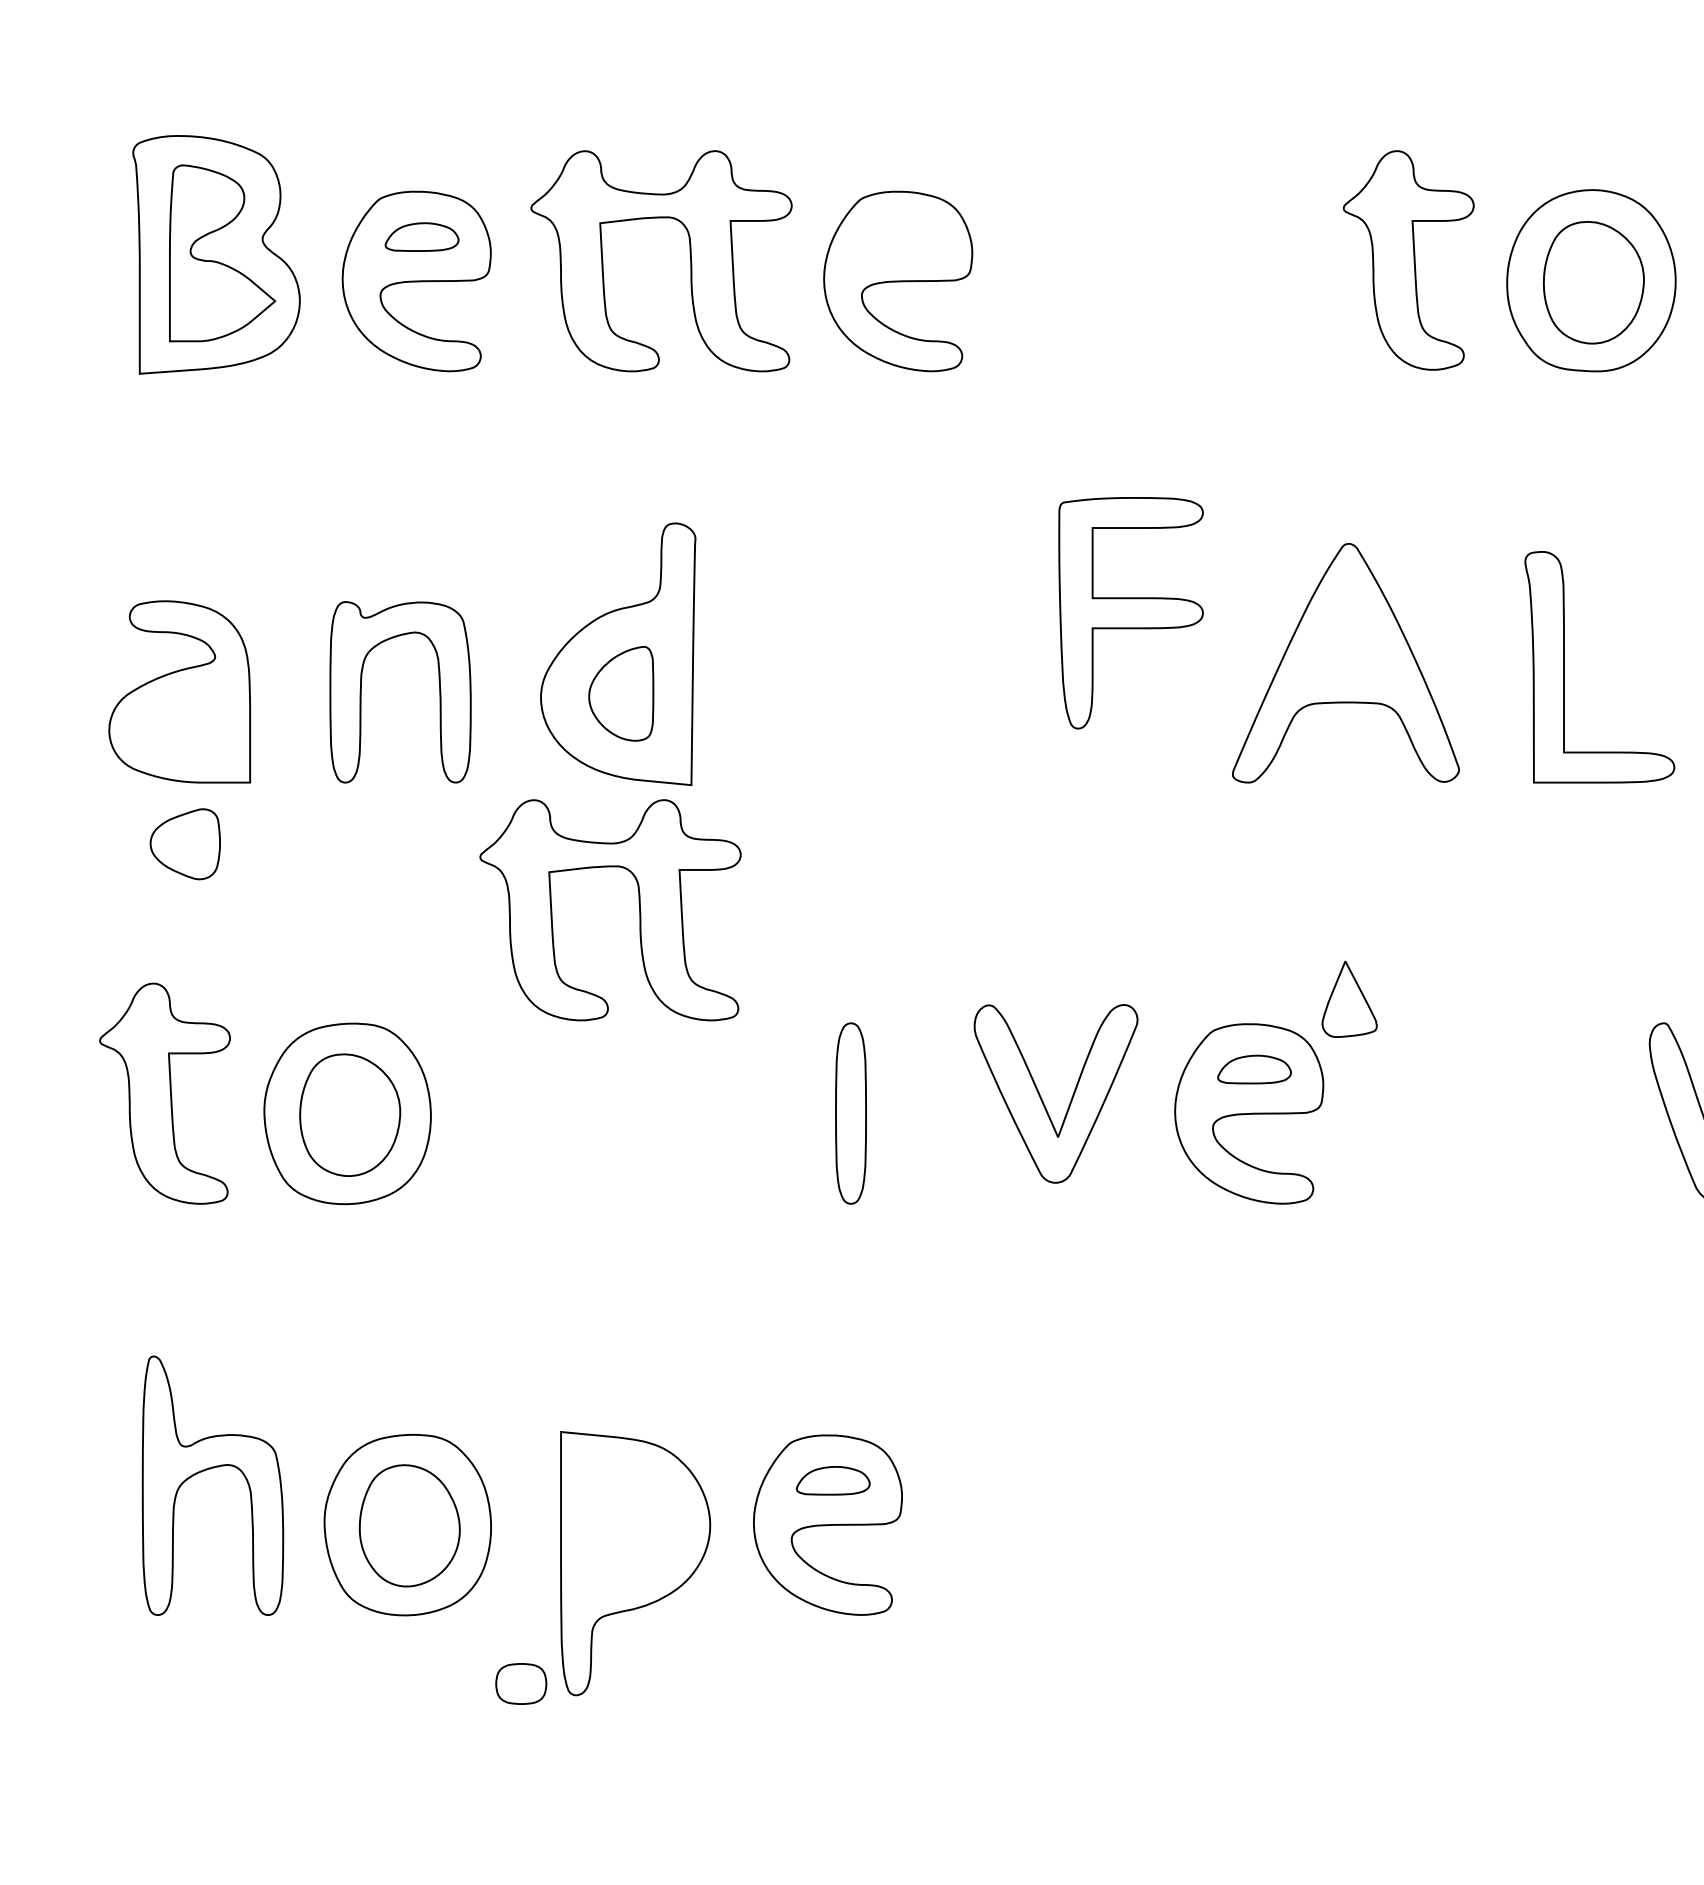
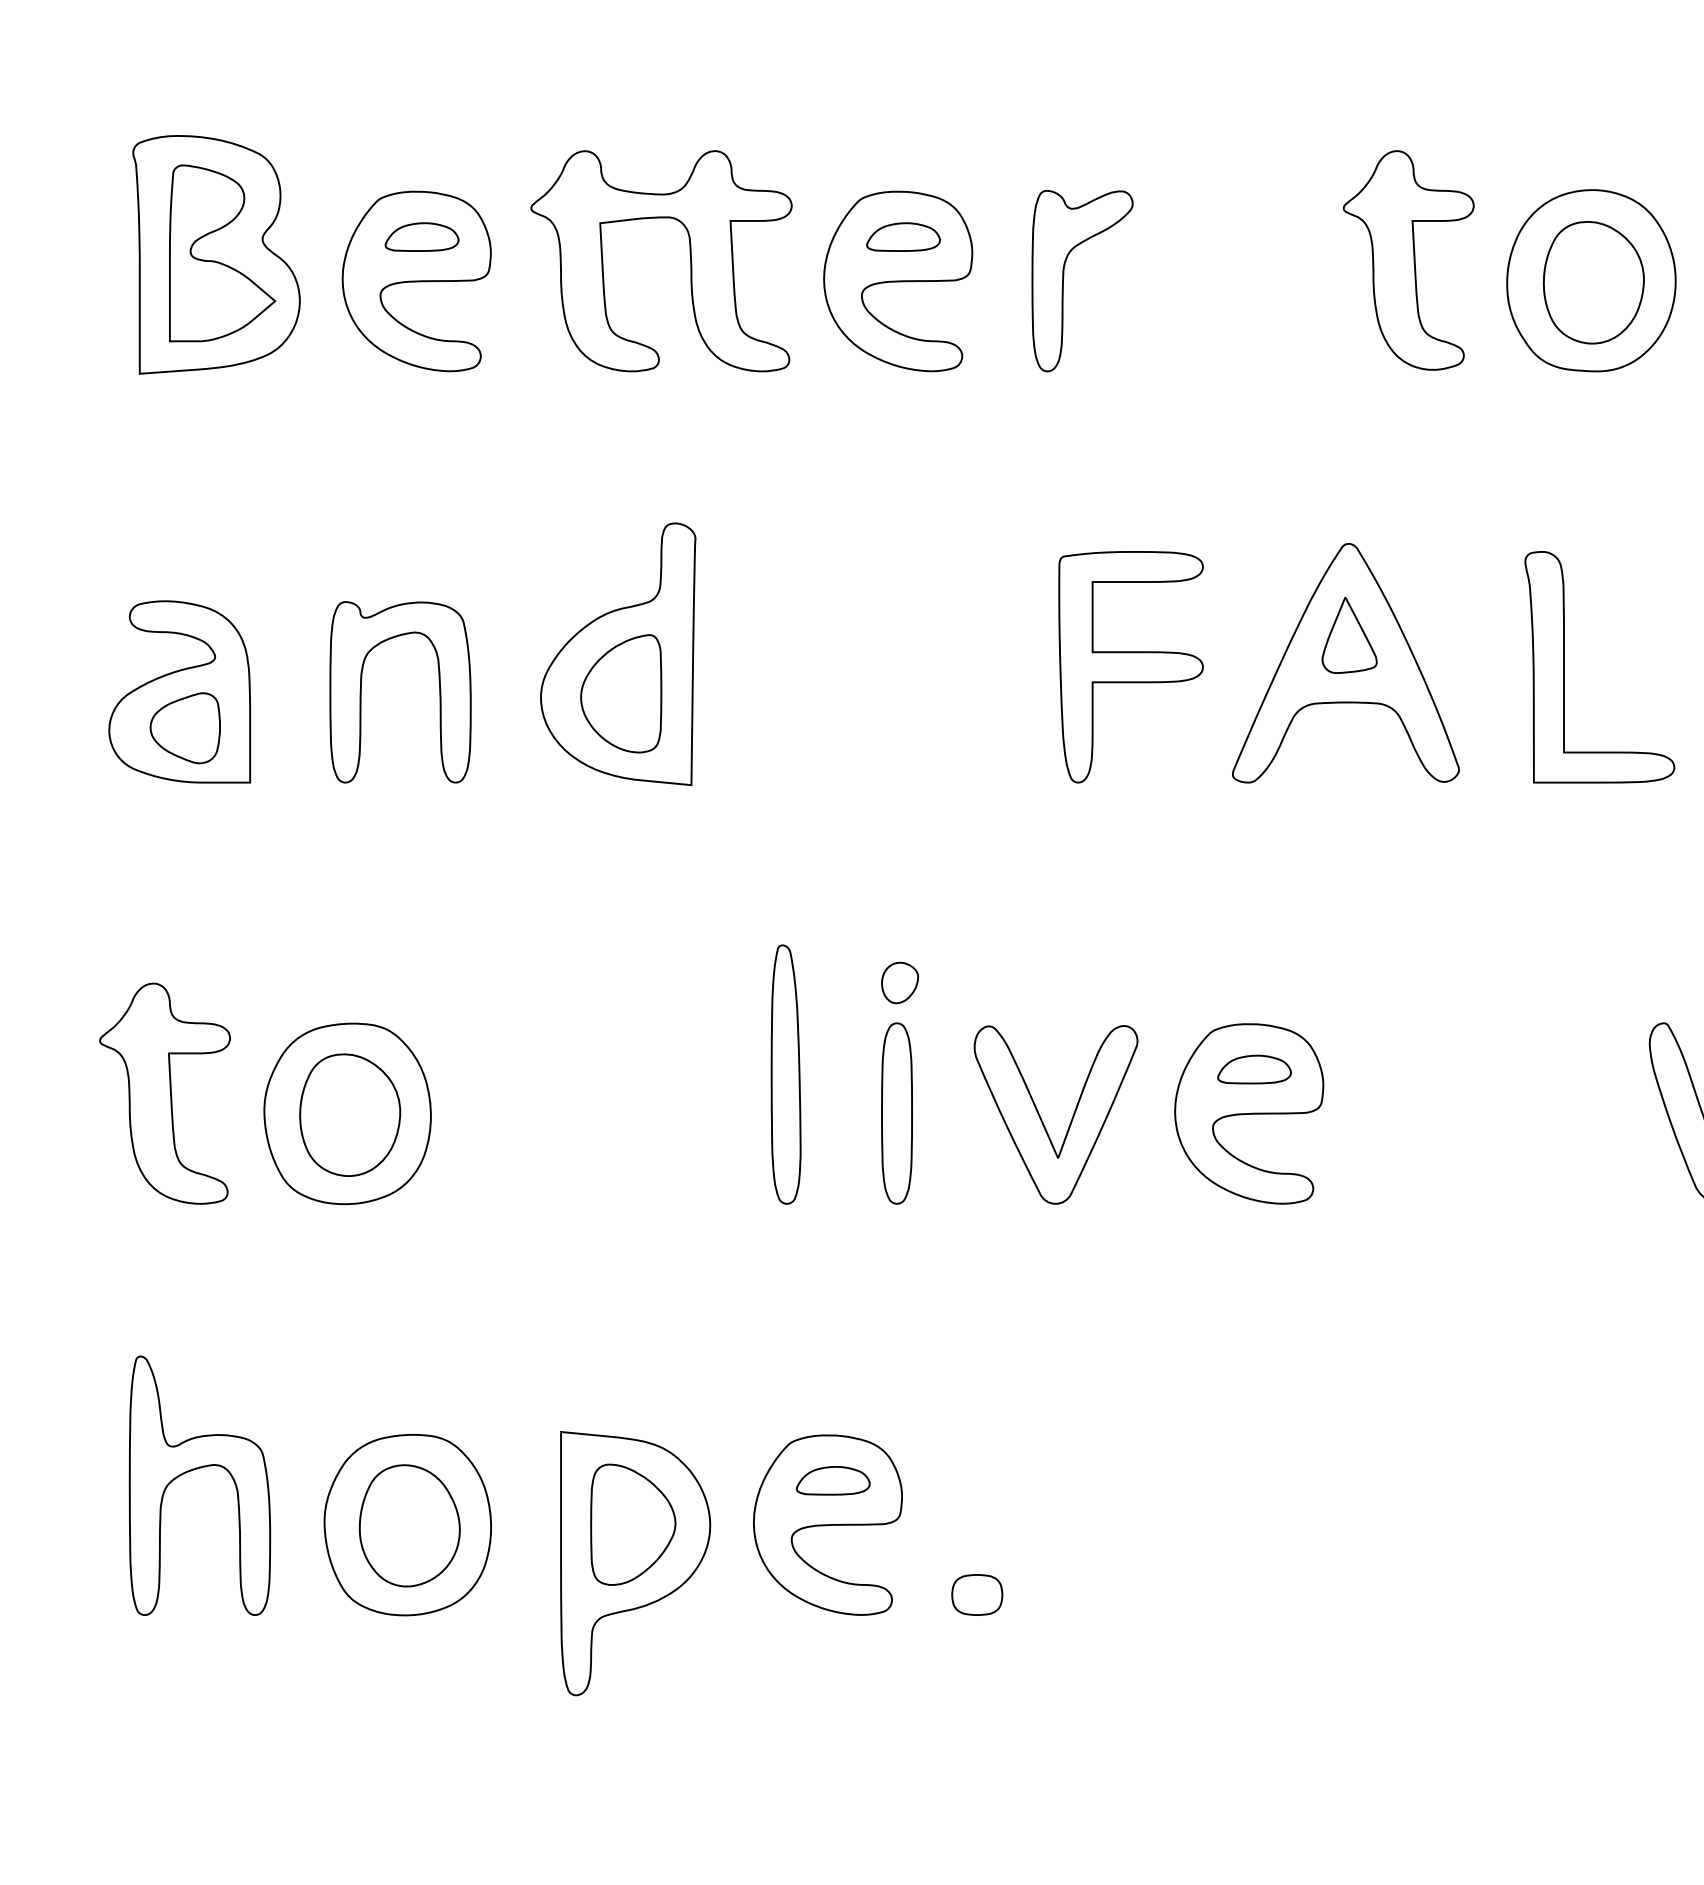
part: none -> present (903, 236)
part: none -> present (1064, 277)
part position: (1130, 613) -> (1130, 667) (1130, 667)
part size: 67x96 px -> 83x120 px (621, 693)
part position: (184, 844) -> (184, 728) (184, 728)
part: present -> none (638, 903)
part: none -> present (899, 982)
part position: (1349, 998) -> (1349, 634) (1349, 634)
part: none -> present (785, 1074)
part position: (1042, 1098) -> (1042, 1119) (1042, 1119)
part position: (850, 1113) -> (896, 1113) (896, 1113)
part position: (207, 1470) -> (194, 1470) (194, 1470)
part: none -> present (633, 1524)
part position: (521, 1683) -> (977, 1594) (977, 1594)
